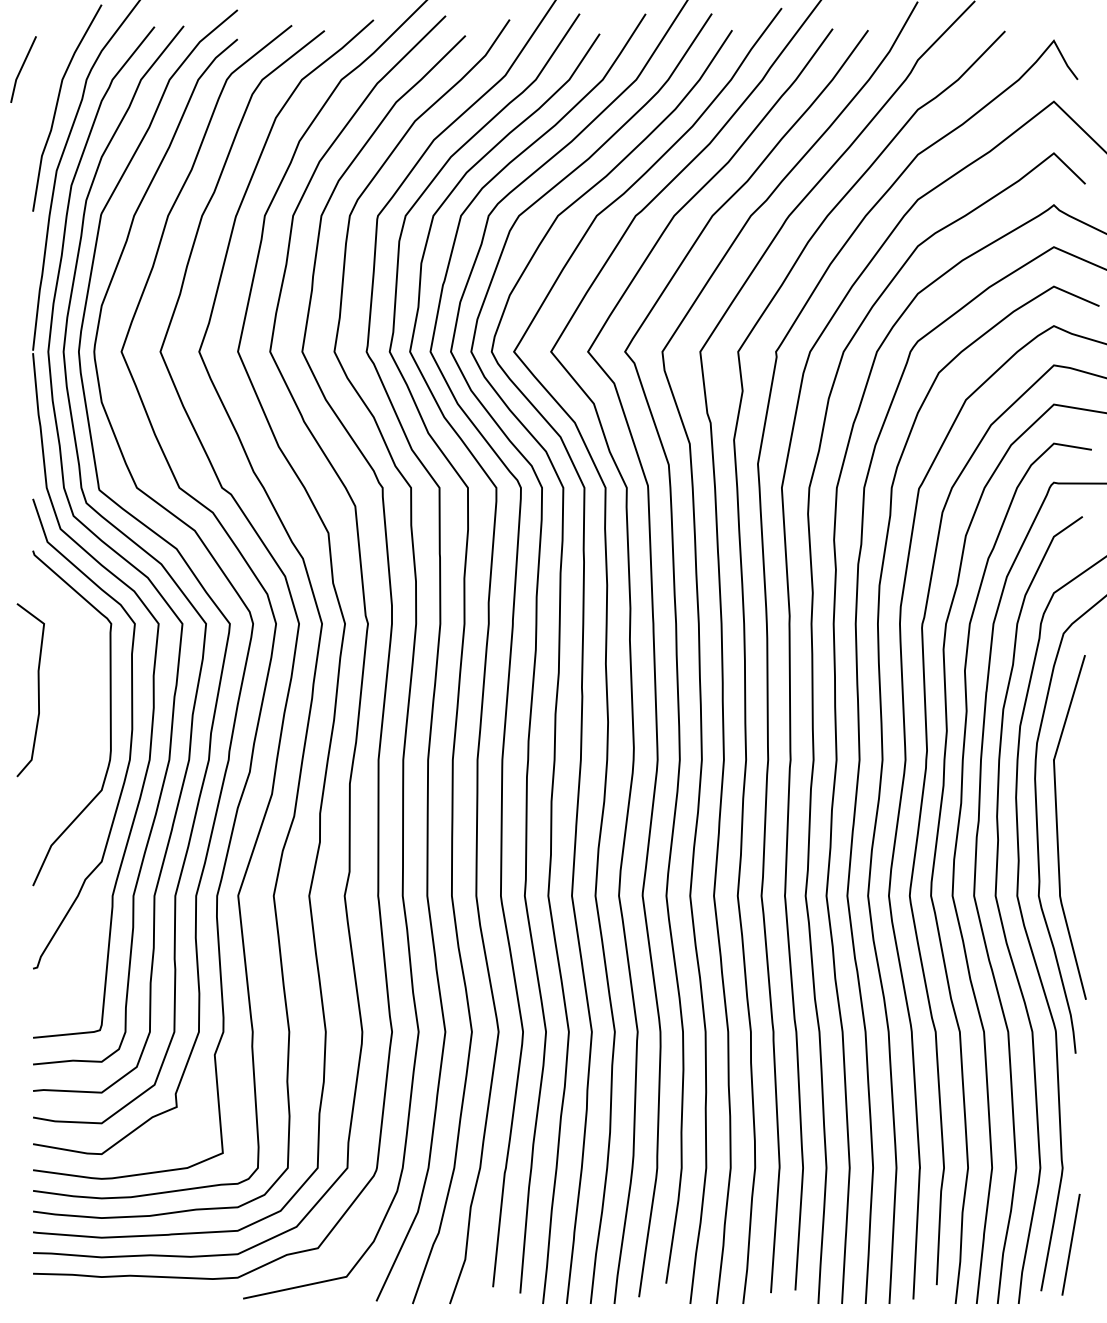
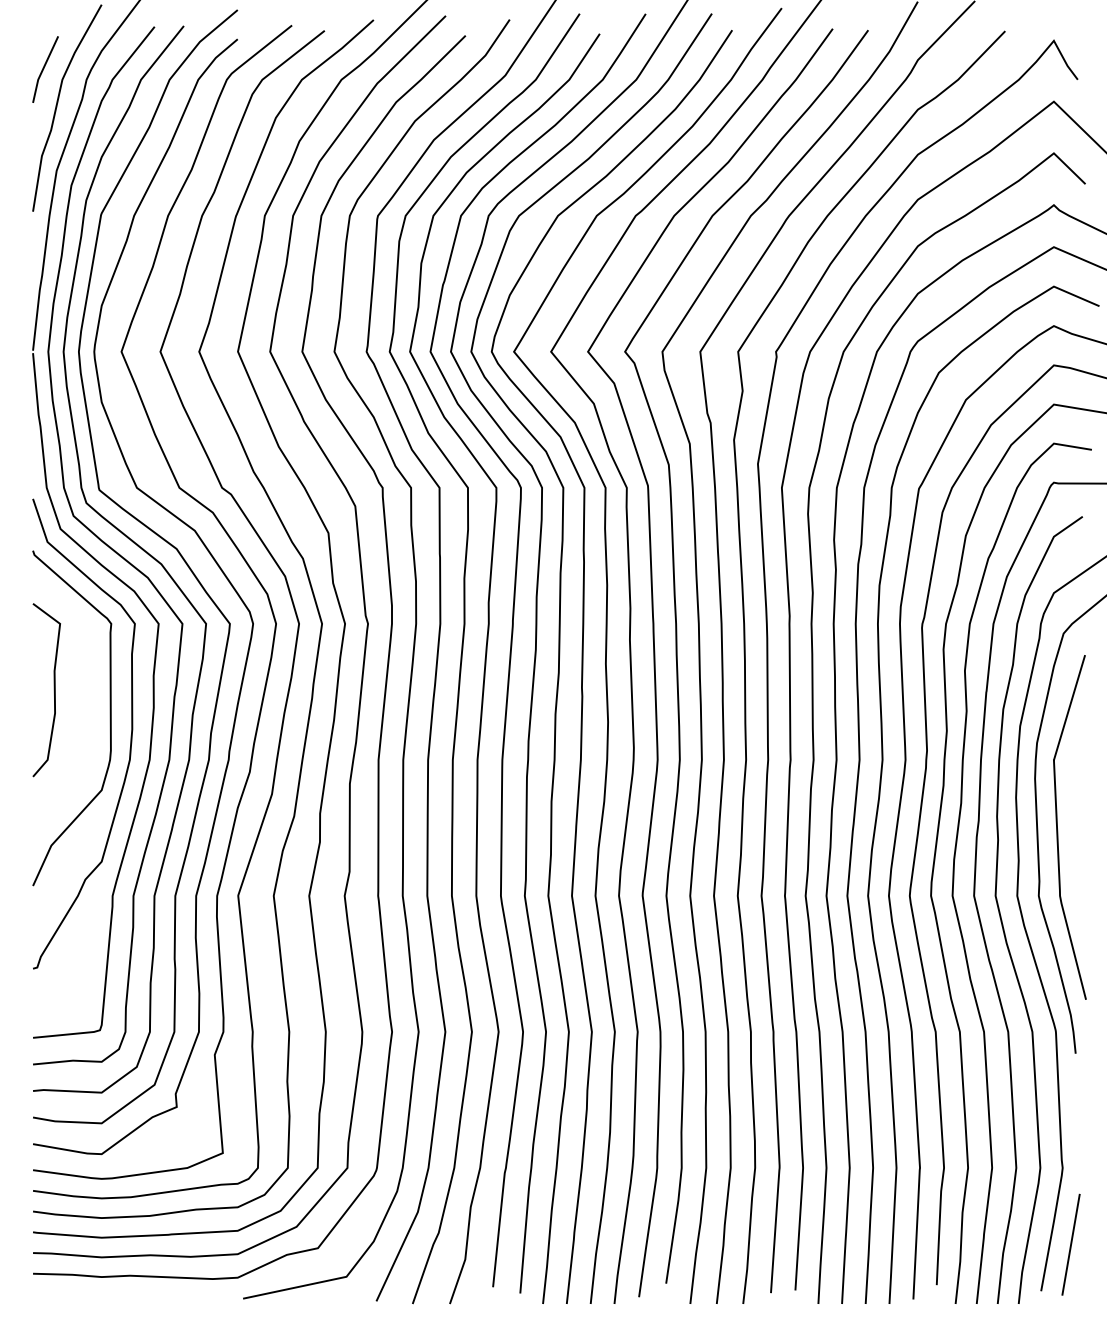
line position: (22, 68) -> (44, 68) (44, 68)
curve position: (37, 690) -> (53, 690) (53, 690)
